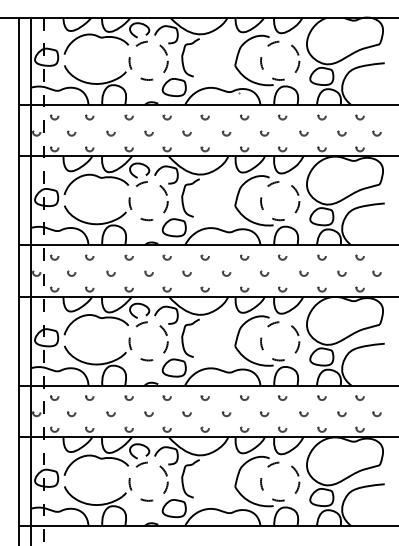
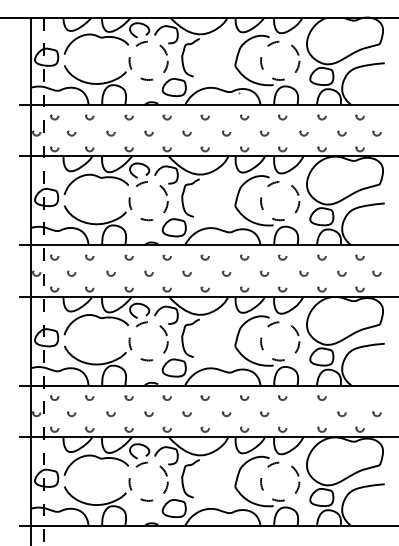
line: present -> none (18, 279)
circle: present -> none (359, 397)
circle: present -> none (303, 414)
